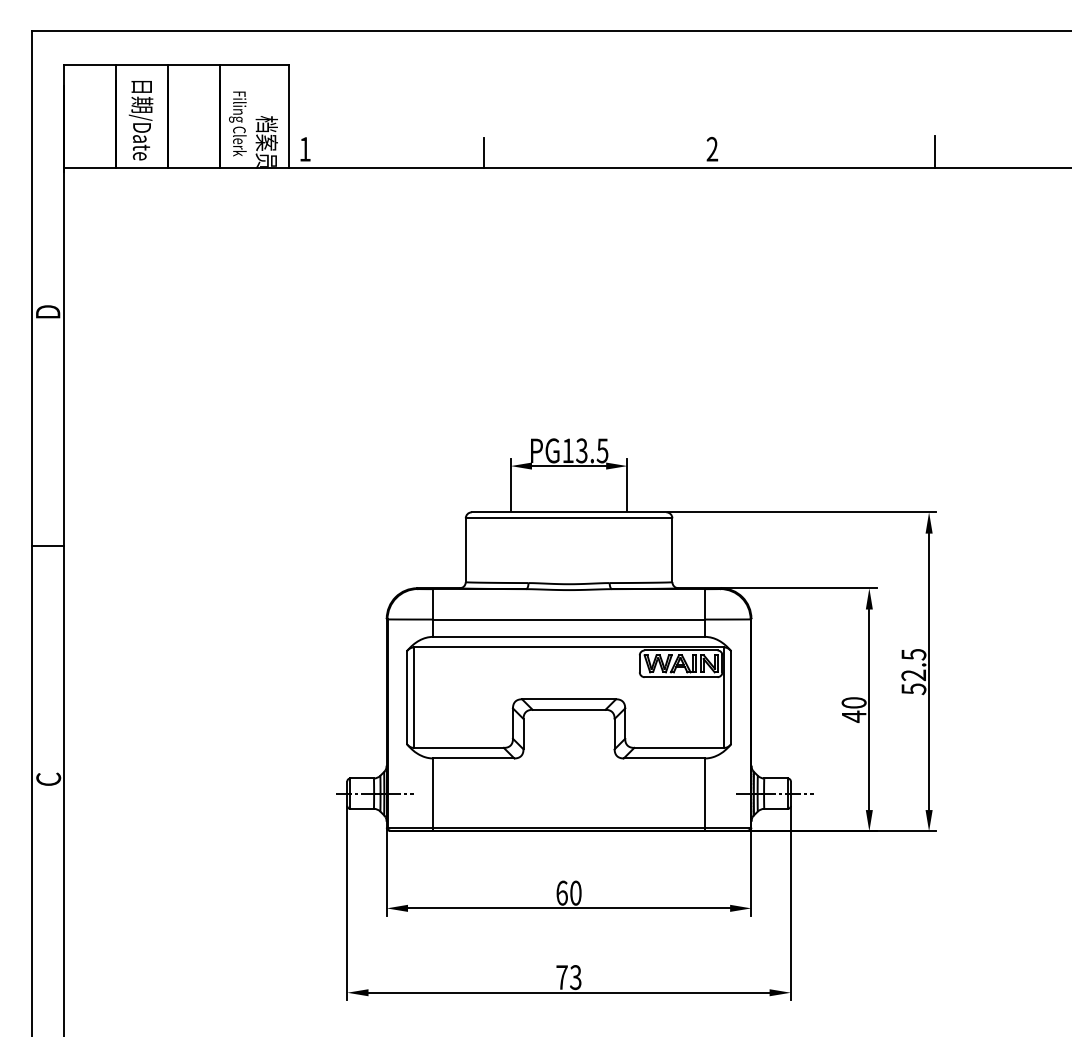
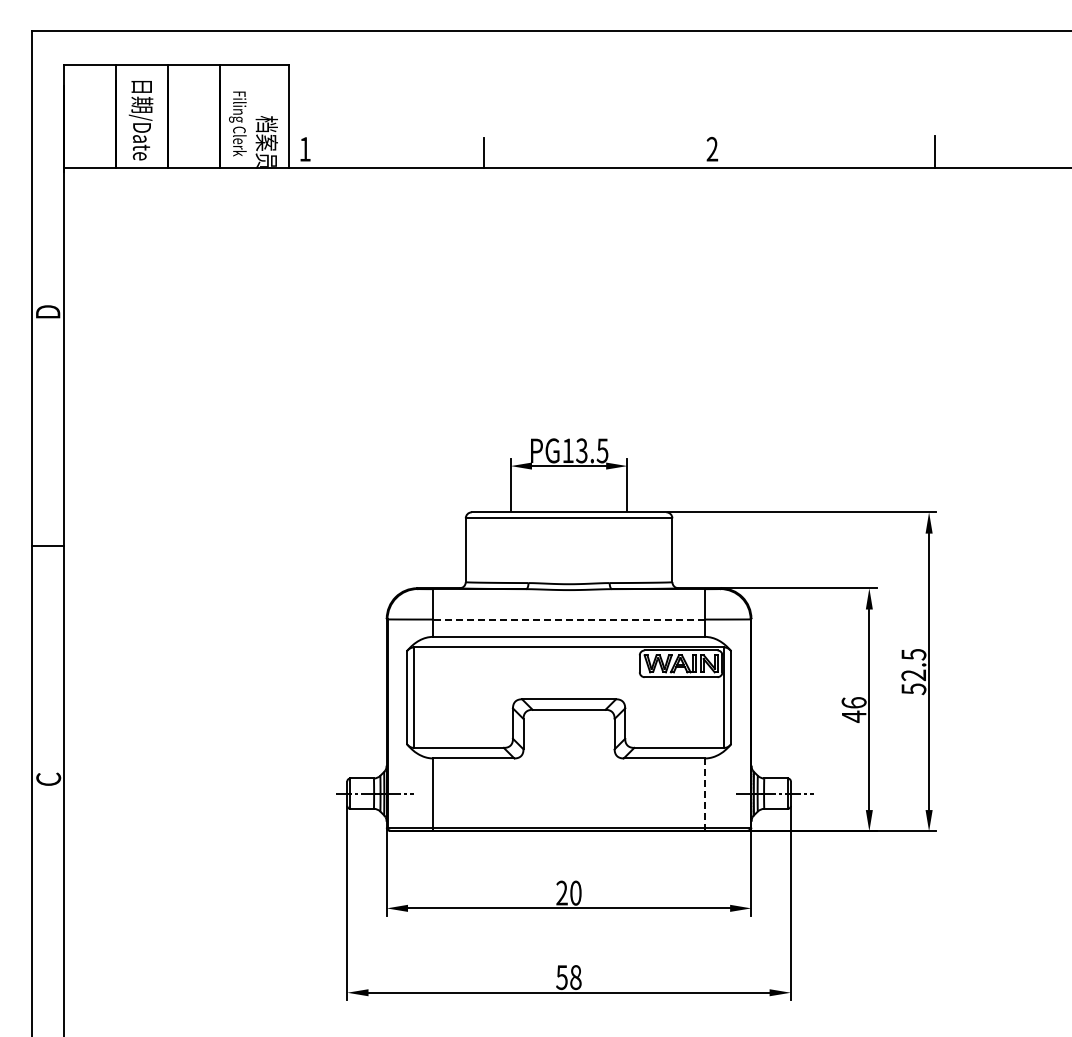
line: solid -> dashed (569, 619)
text: 40 -> 46 (853, 702)
line: solid -> dashed (705, 794)
text: 60 -> 20 (561, 892)
text: 73 -> 58 (568, 977)
